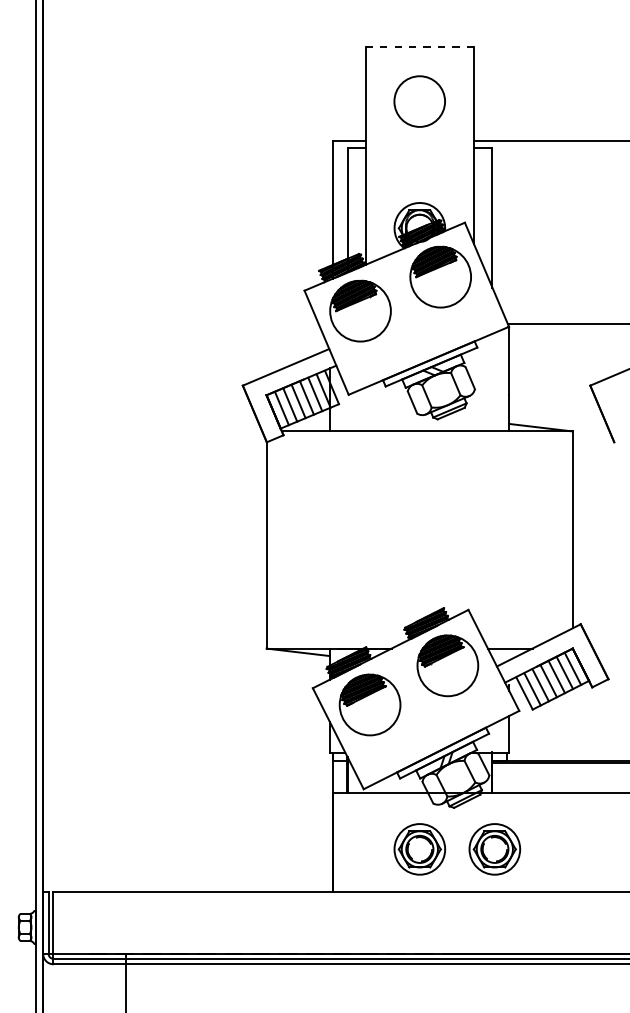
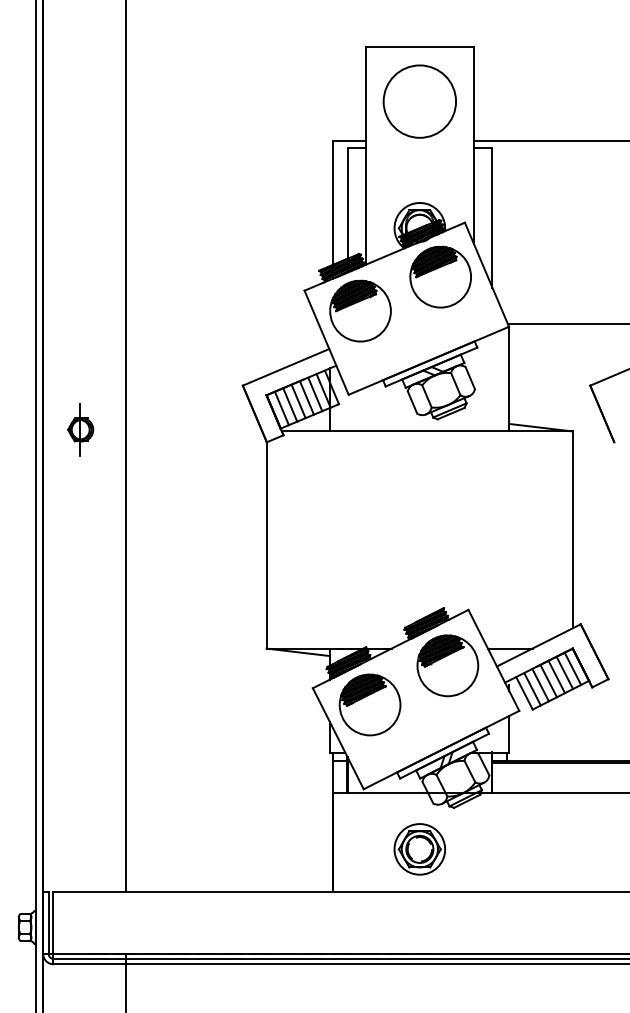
line: dashed -> solid (420, 47)
circle size: 53x53 px -> 75x75 px (419, 101)
part: none -> present (80, 429)
line: none -> present (126, 446)
part: present -> none (494, 849)
